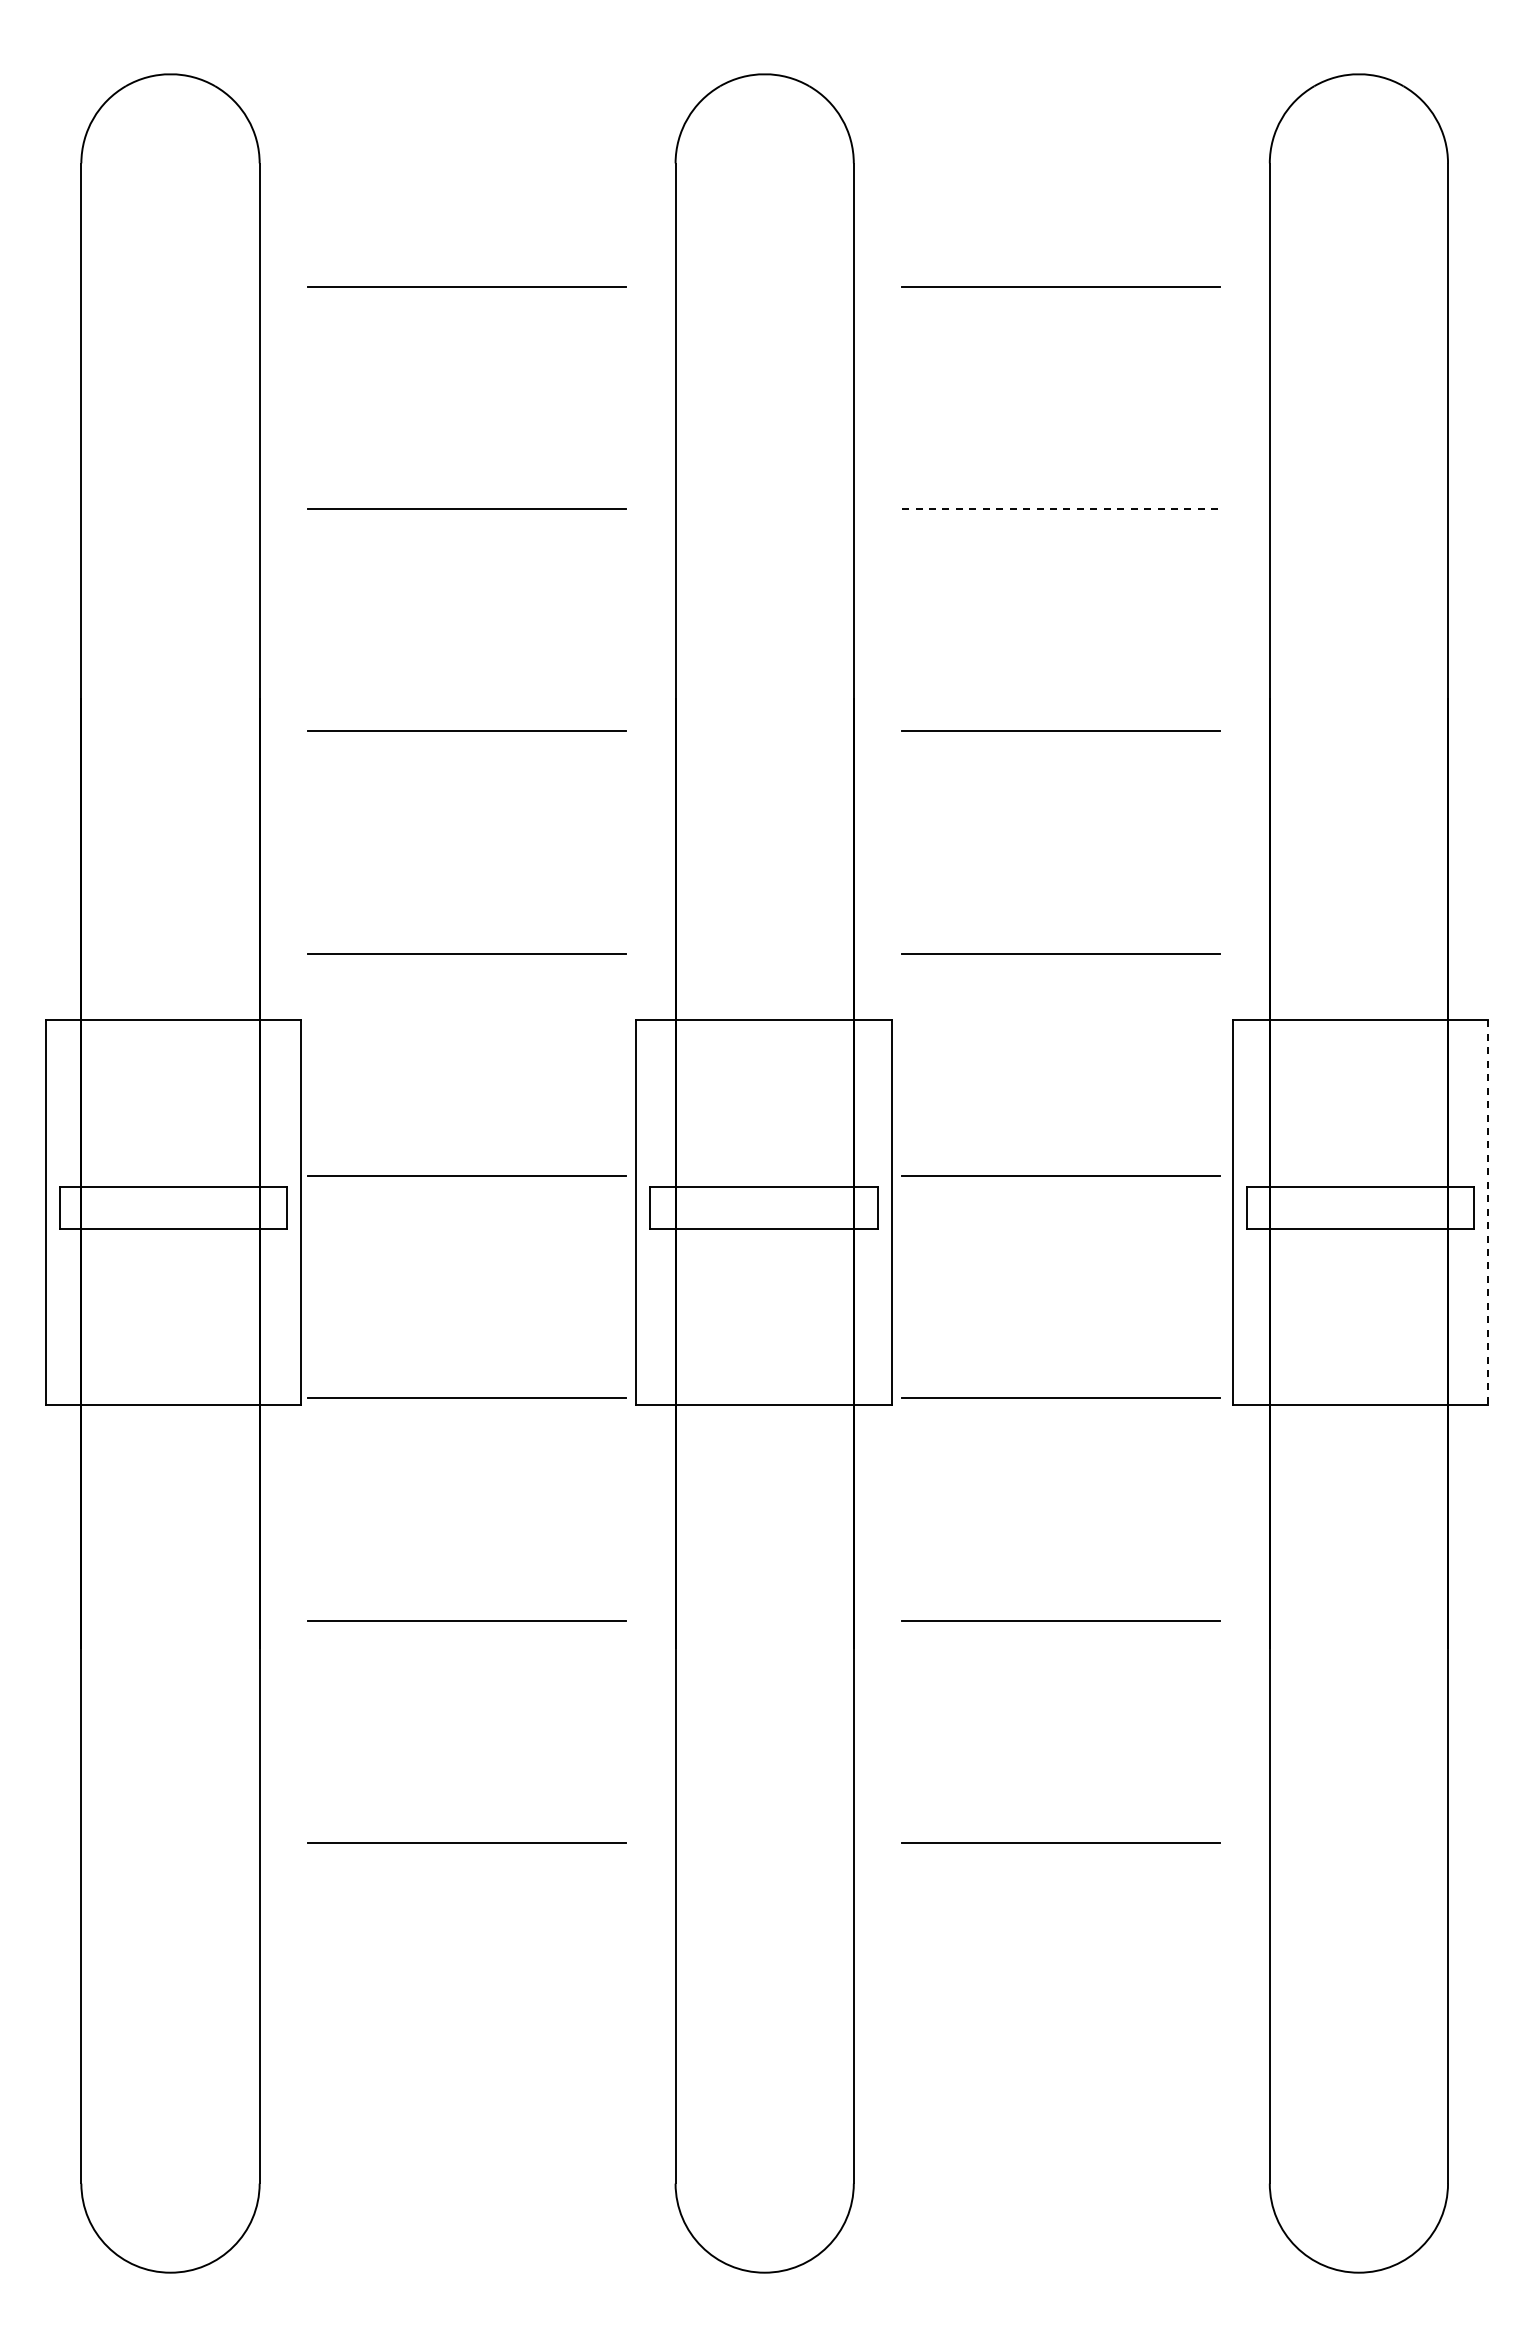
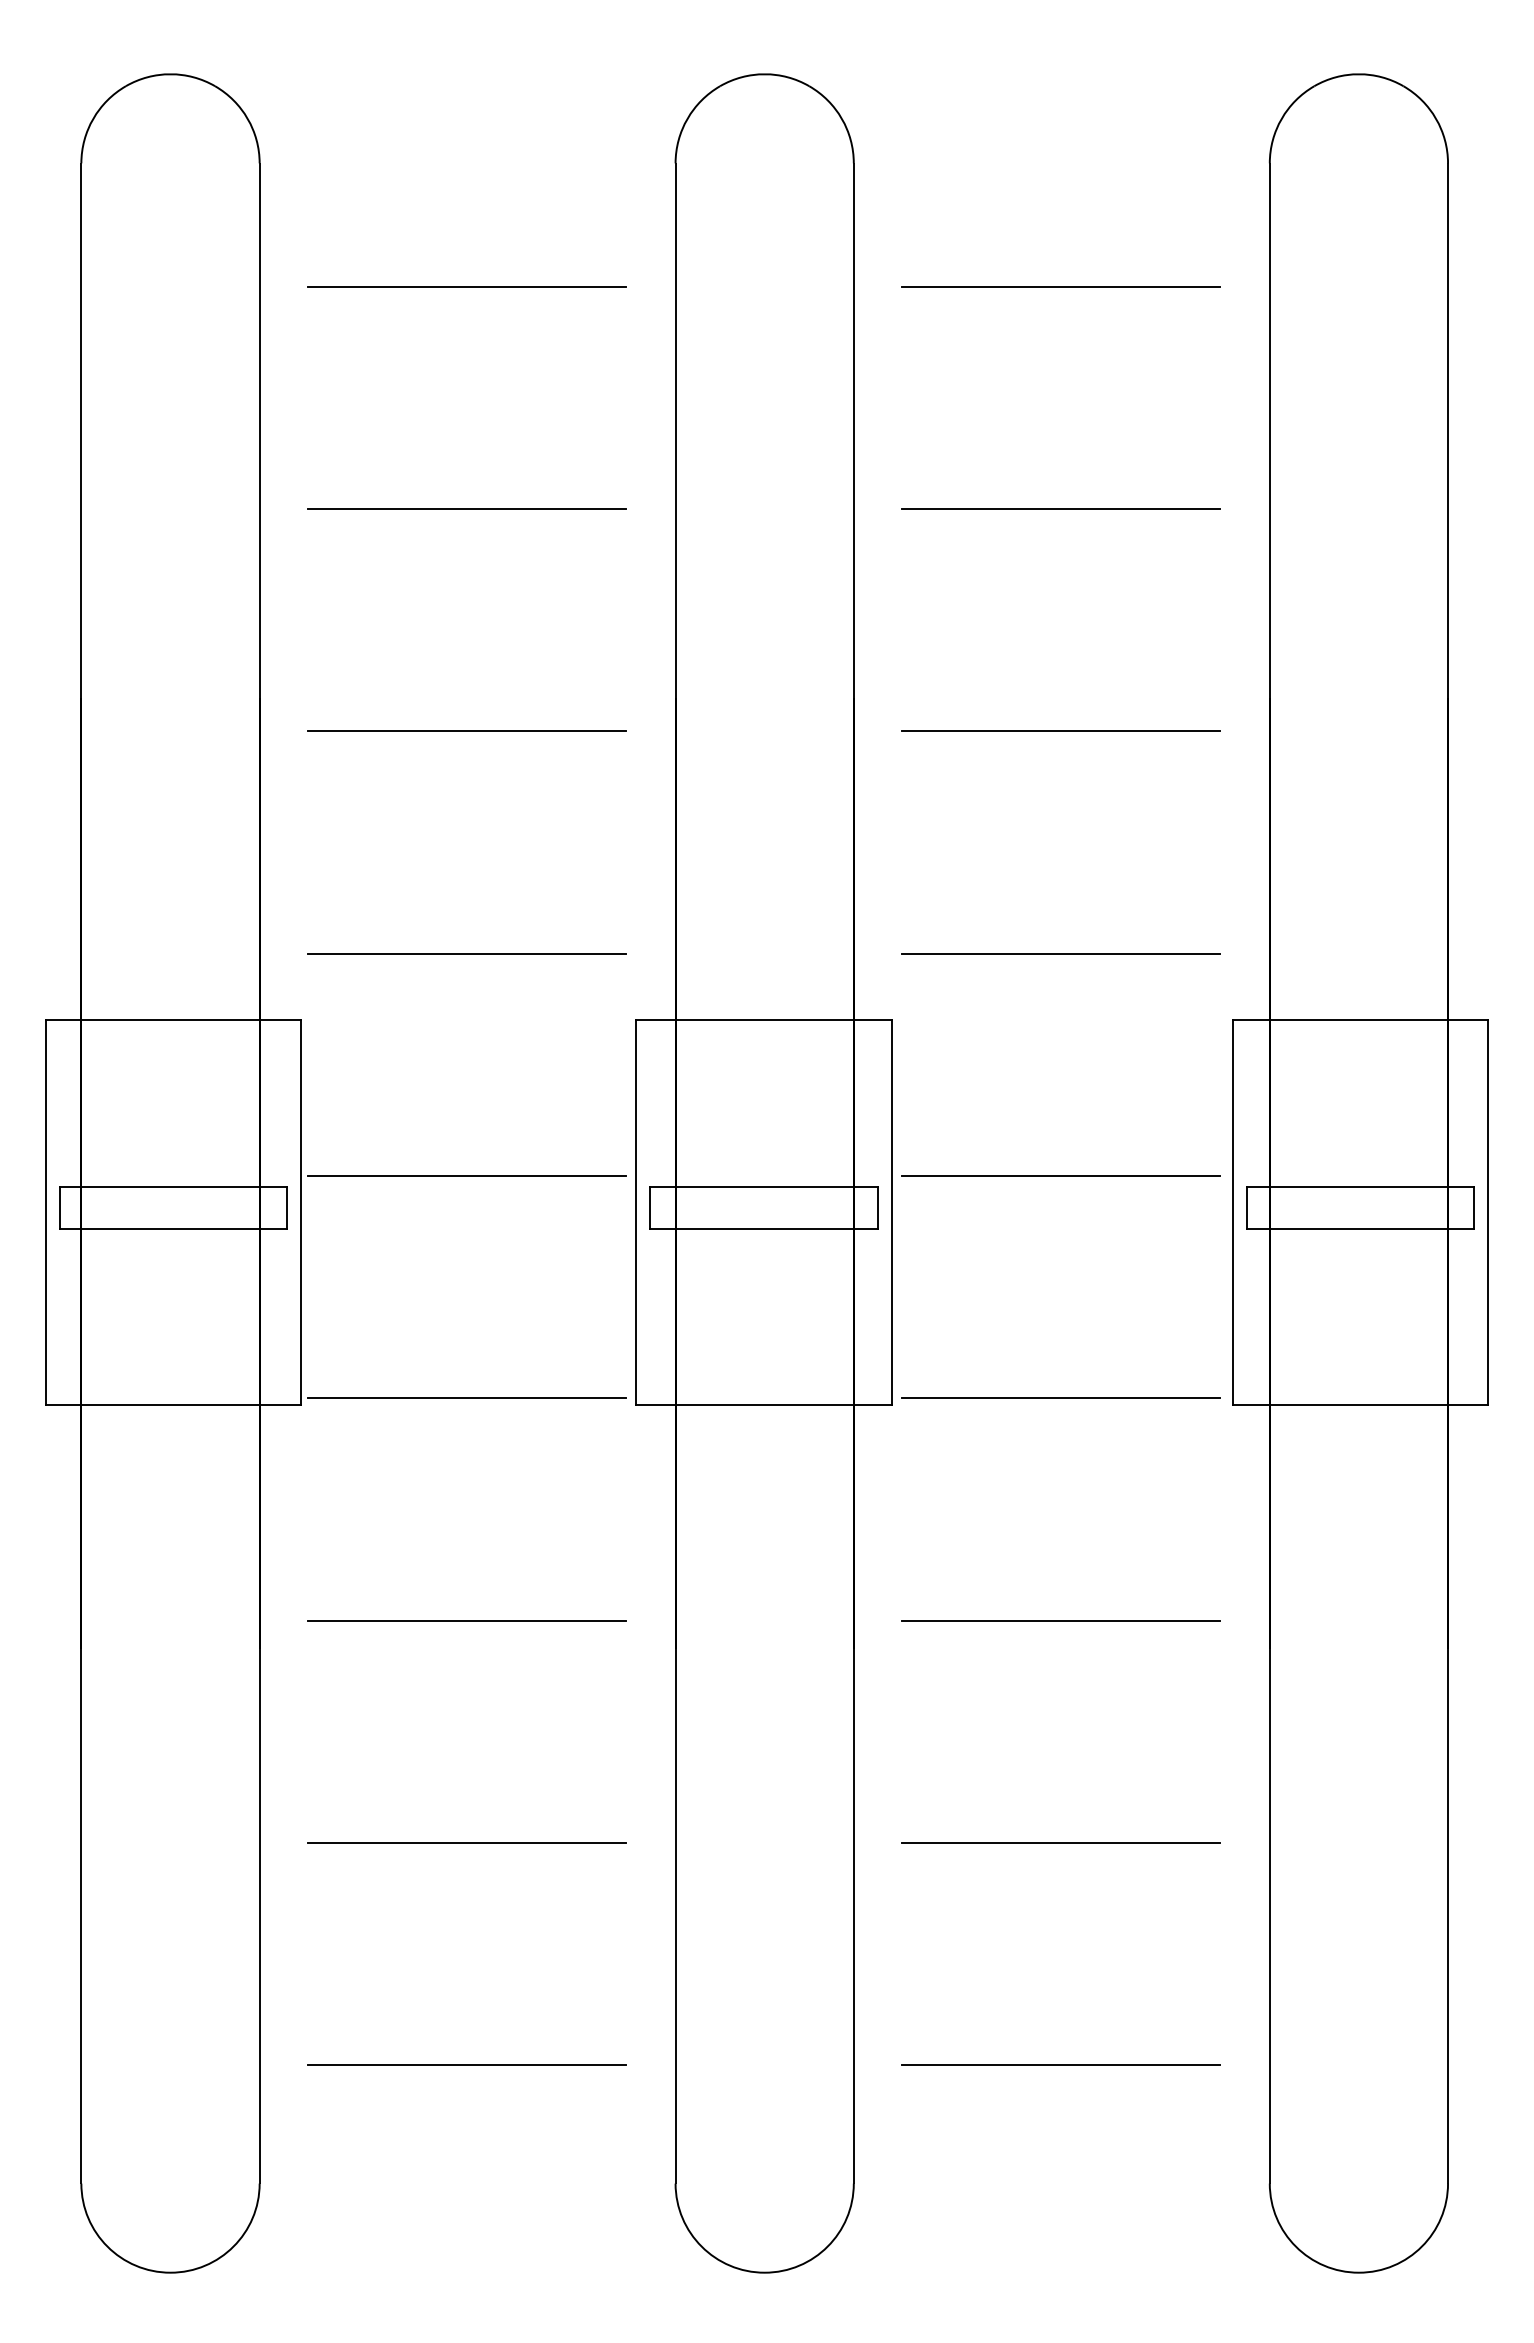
line: dashed -> solid (1061, 508)
line: dashed -> solid (1488, 1213)
line: none -> present (466, 2065)
line: none -> present (1061, 2065)
